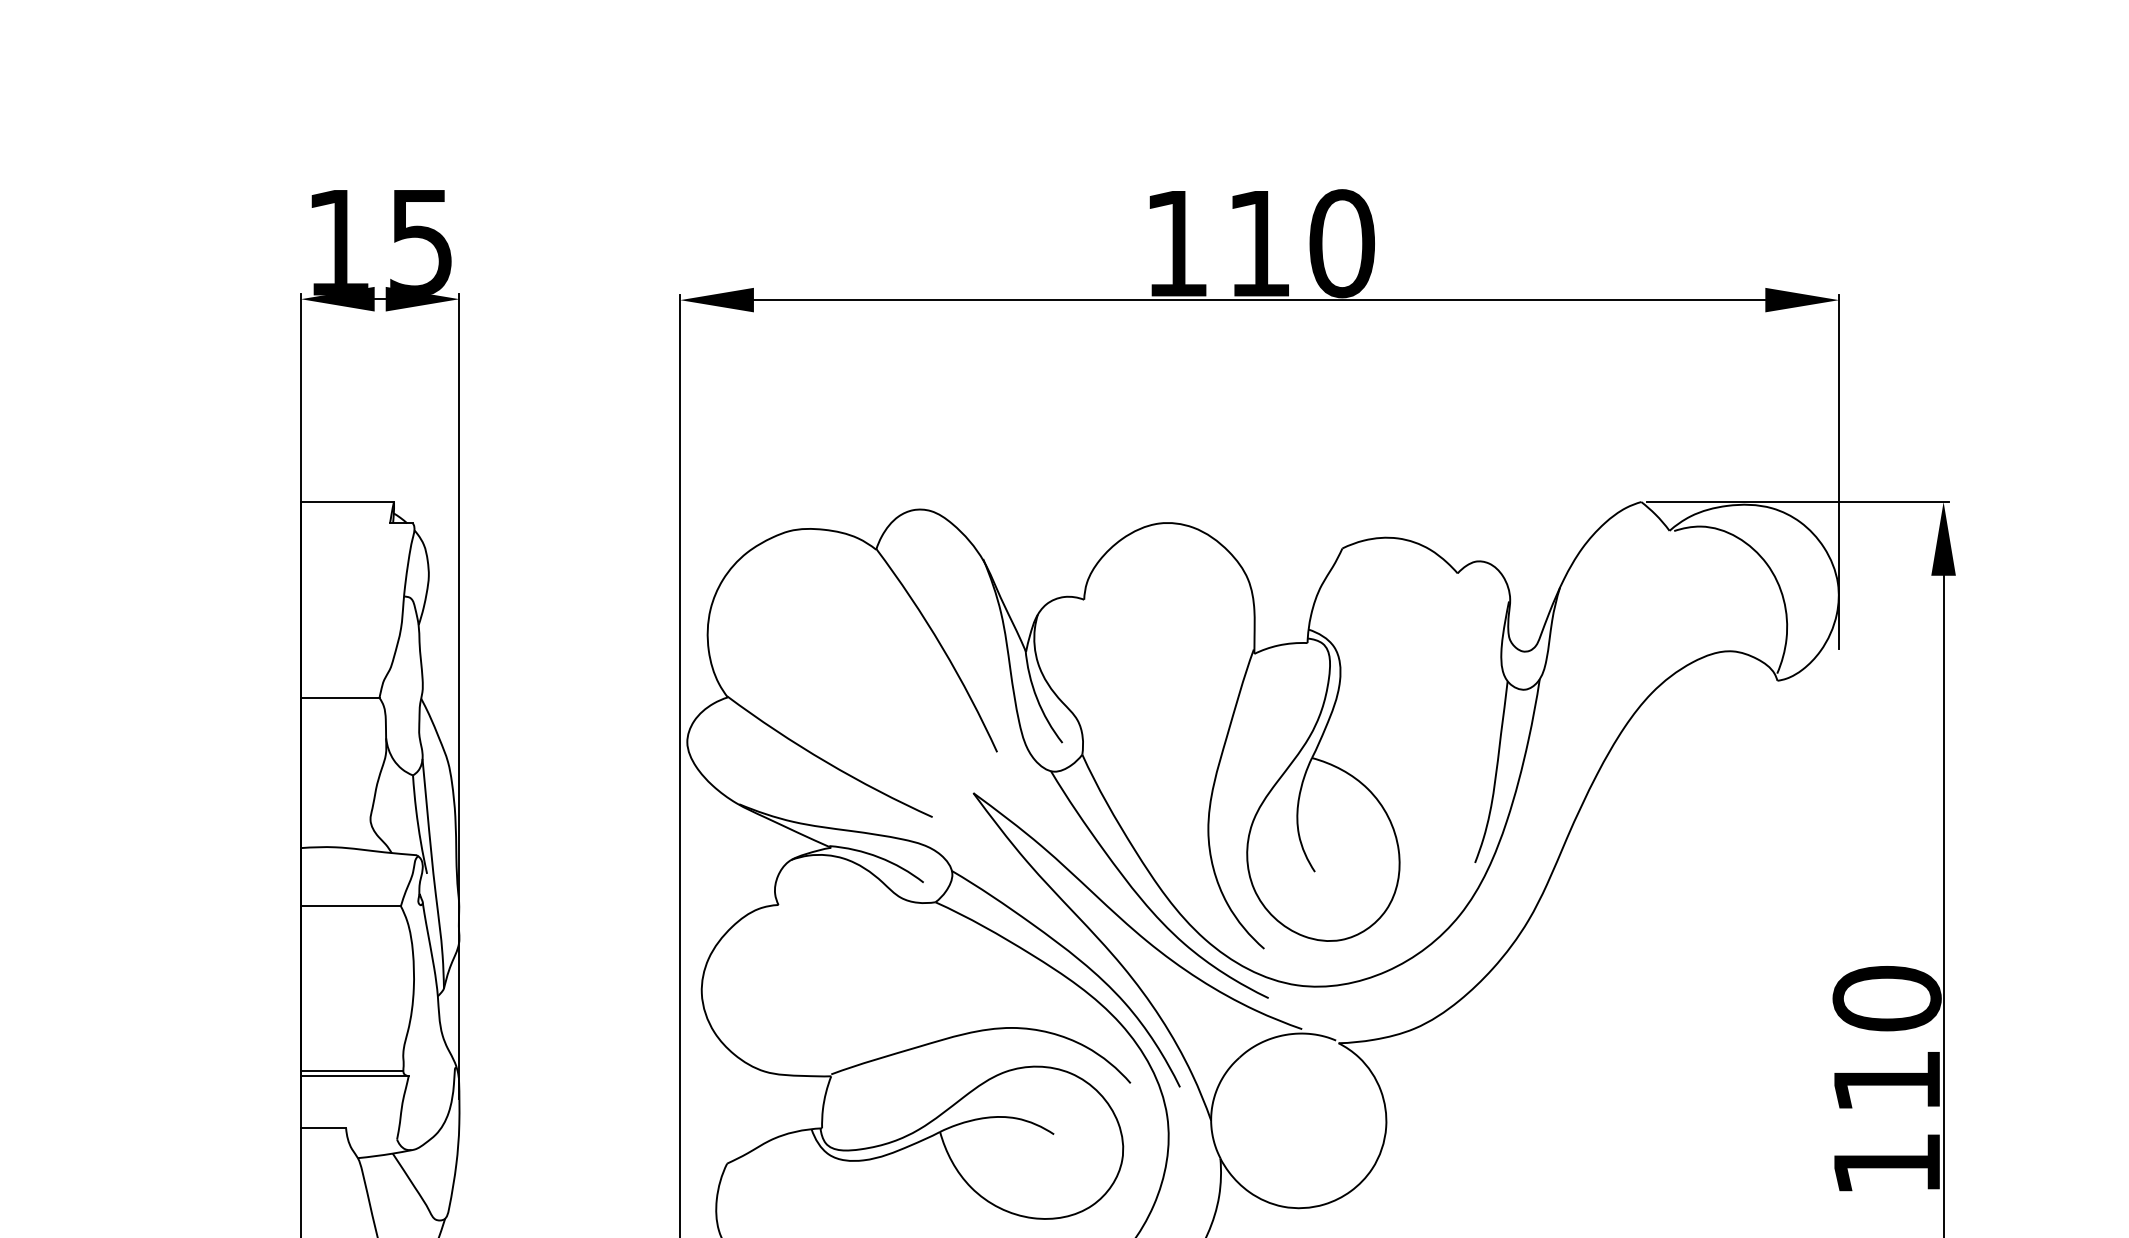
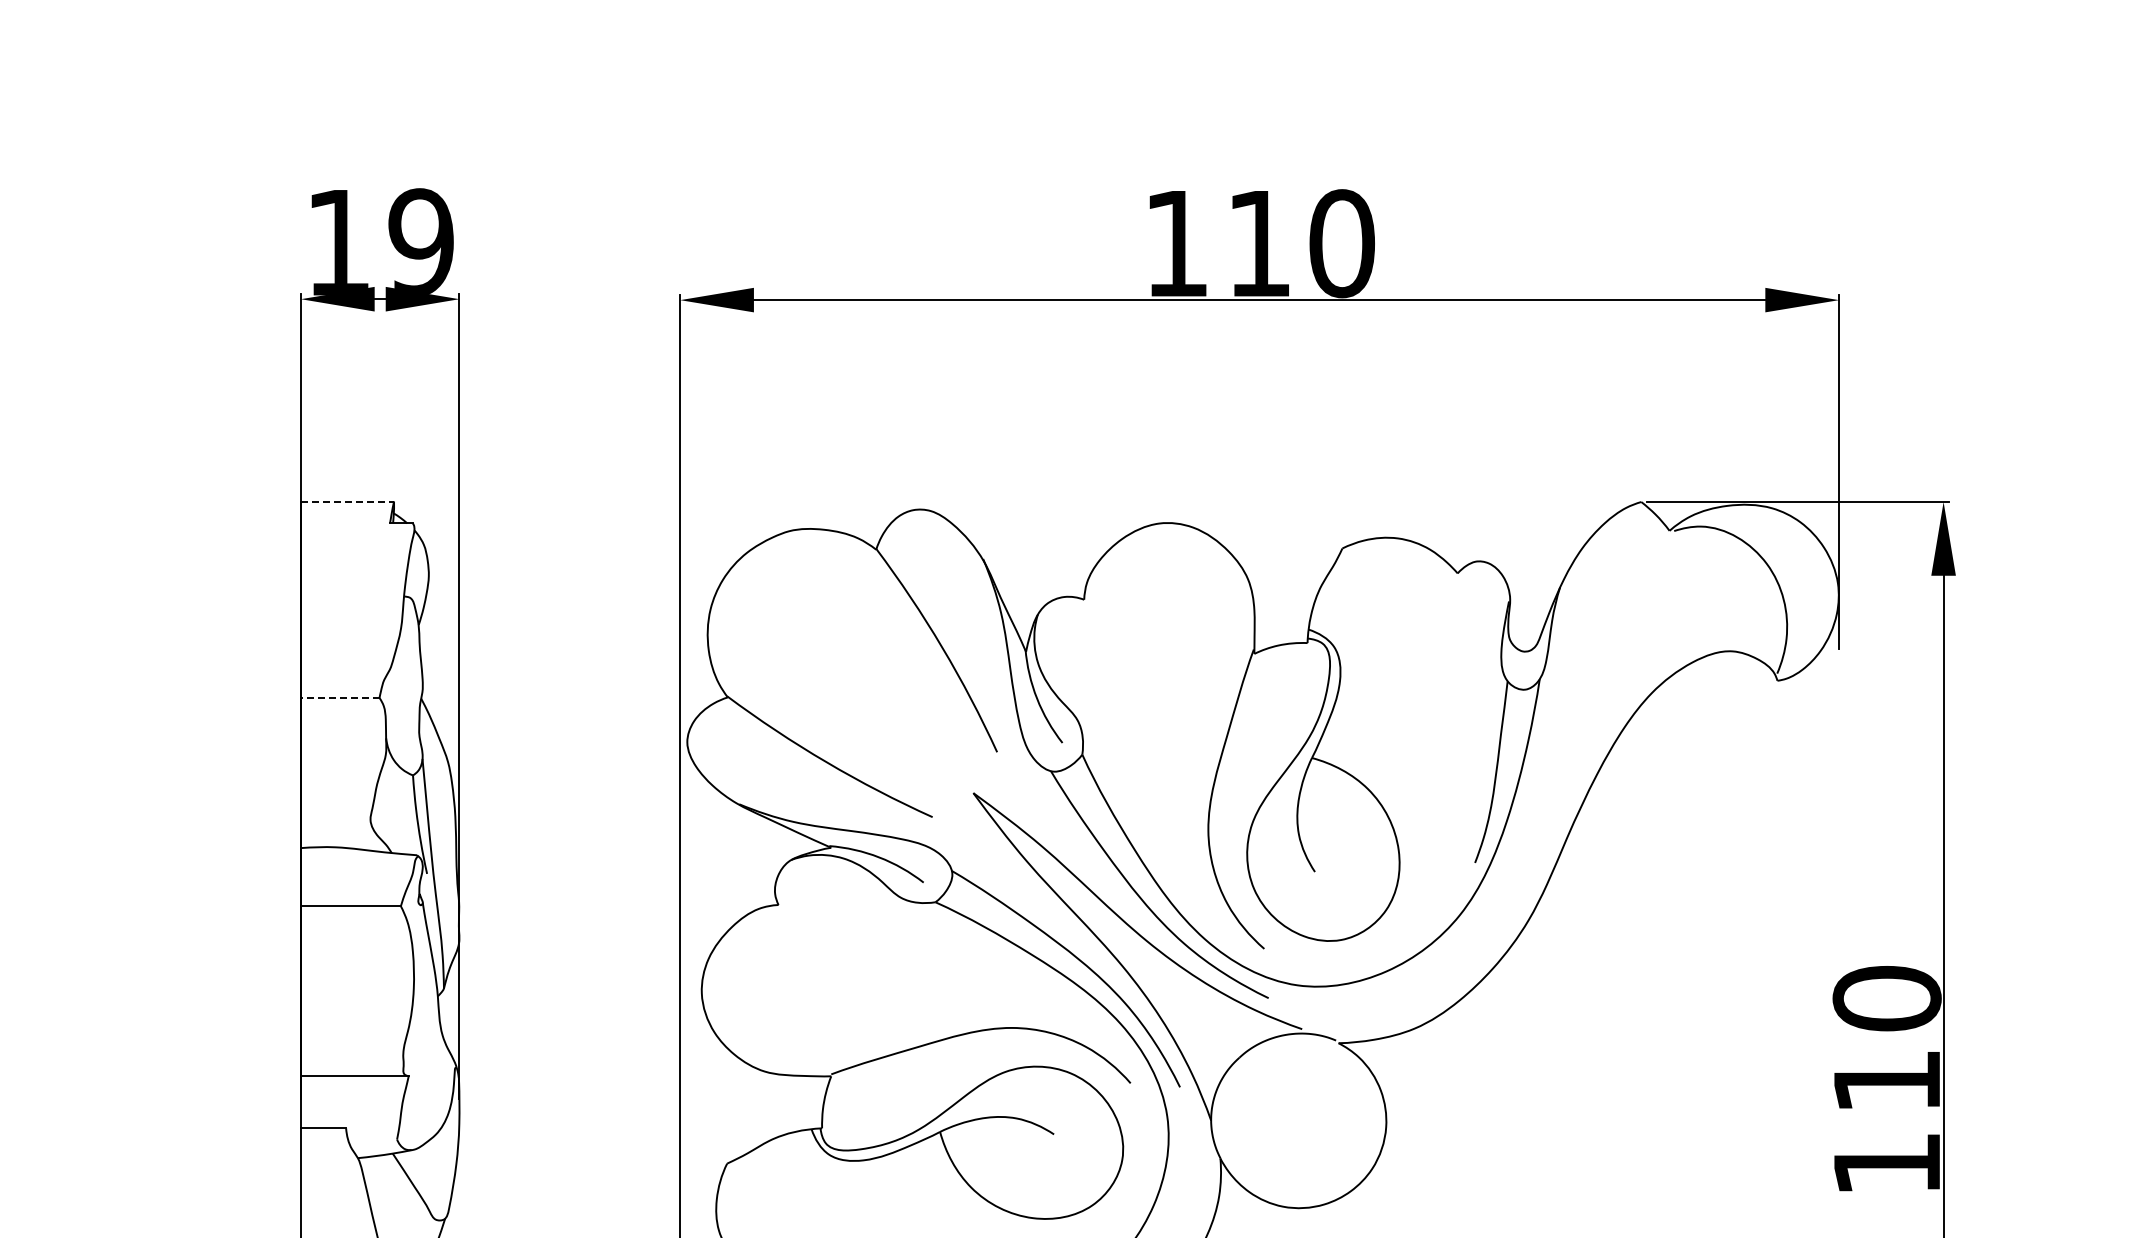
text: 15 -> 19 (420, 241)
line: solid -> dashed (347, 501)
line: solid -> dashed (339, 697)
line: present -> none (351, 1071)
